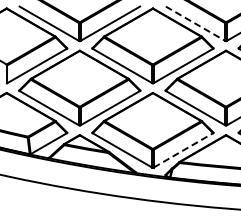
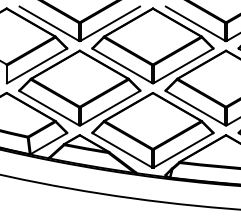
line: dashed -> solid (196, 24)
line: dashed -> solid (183, 150)
